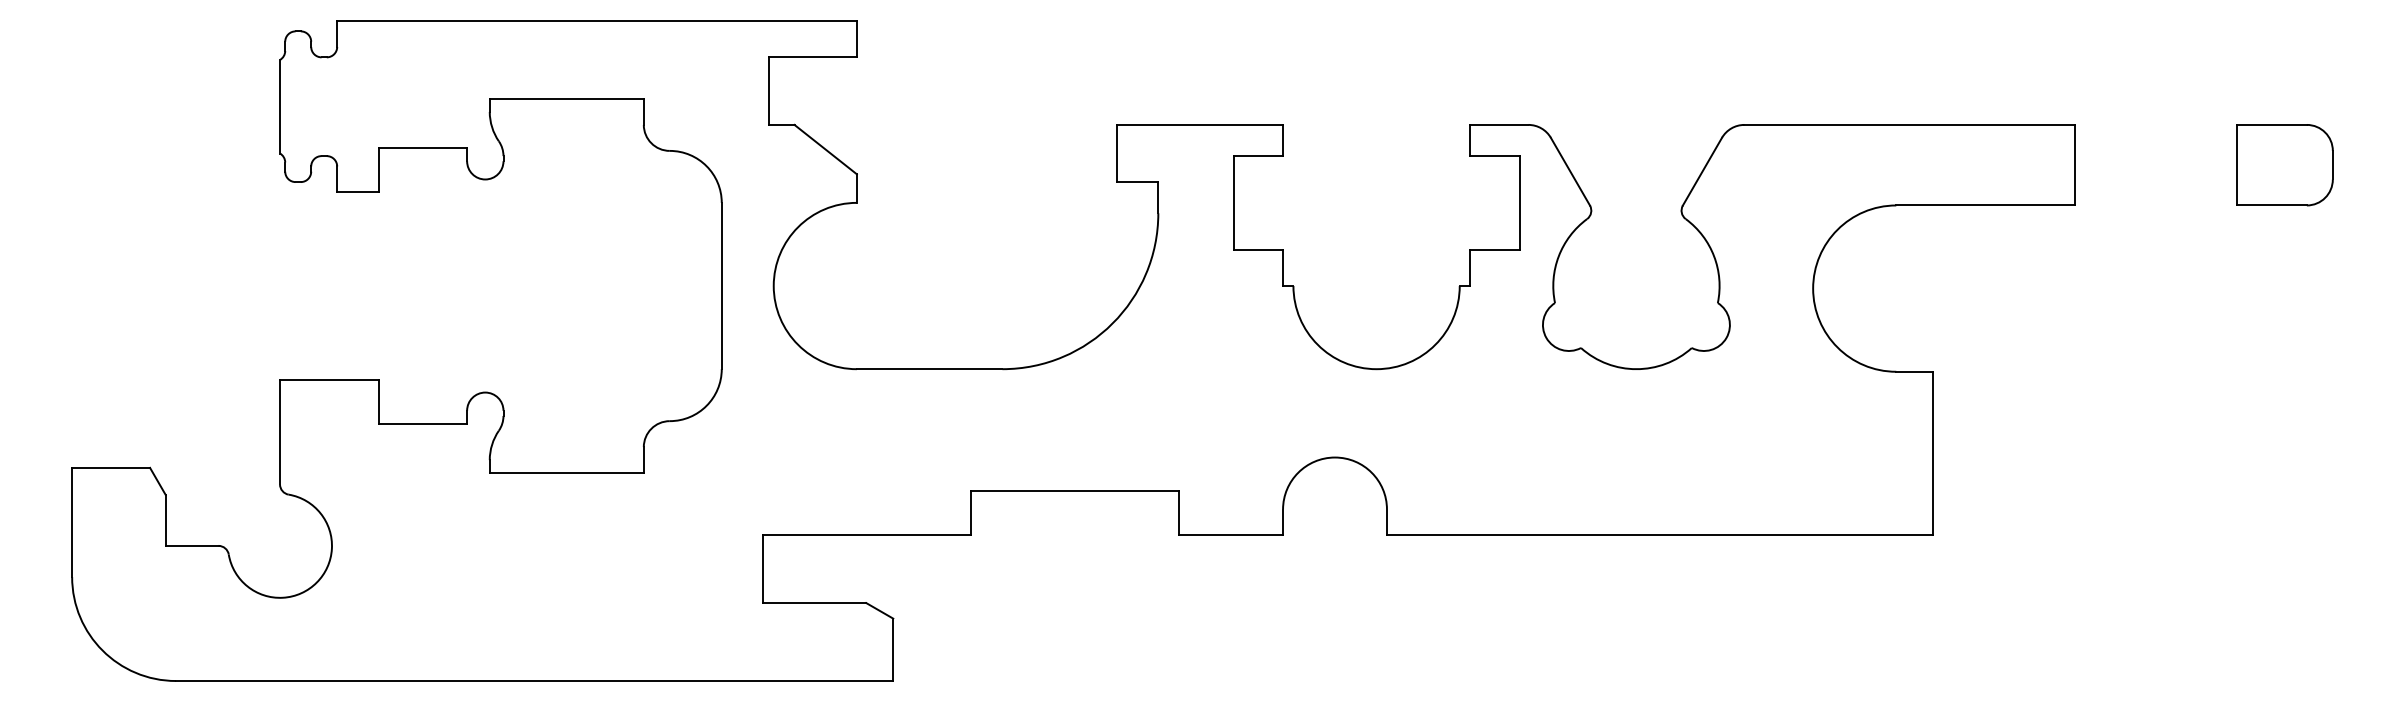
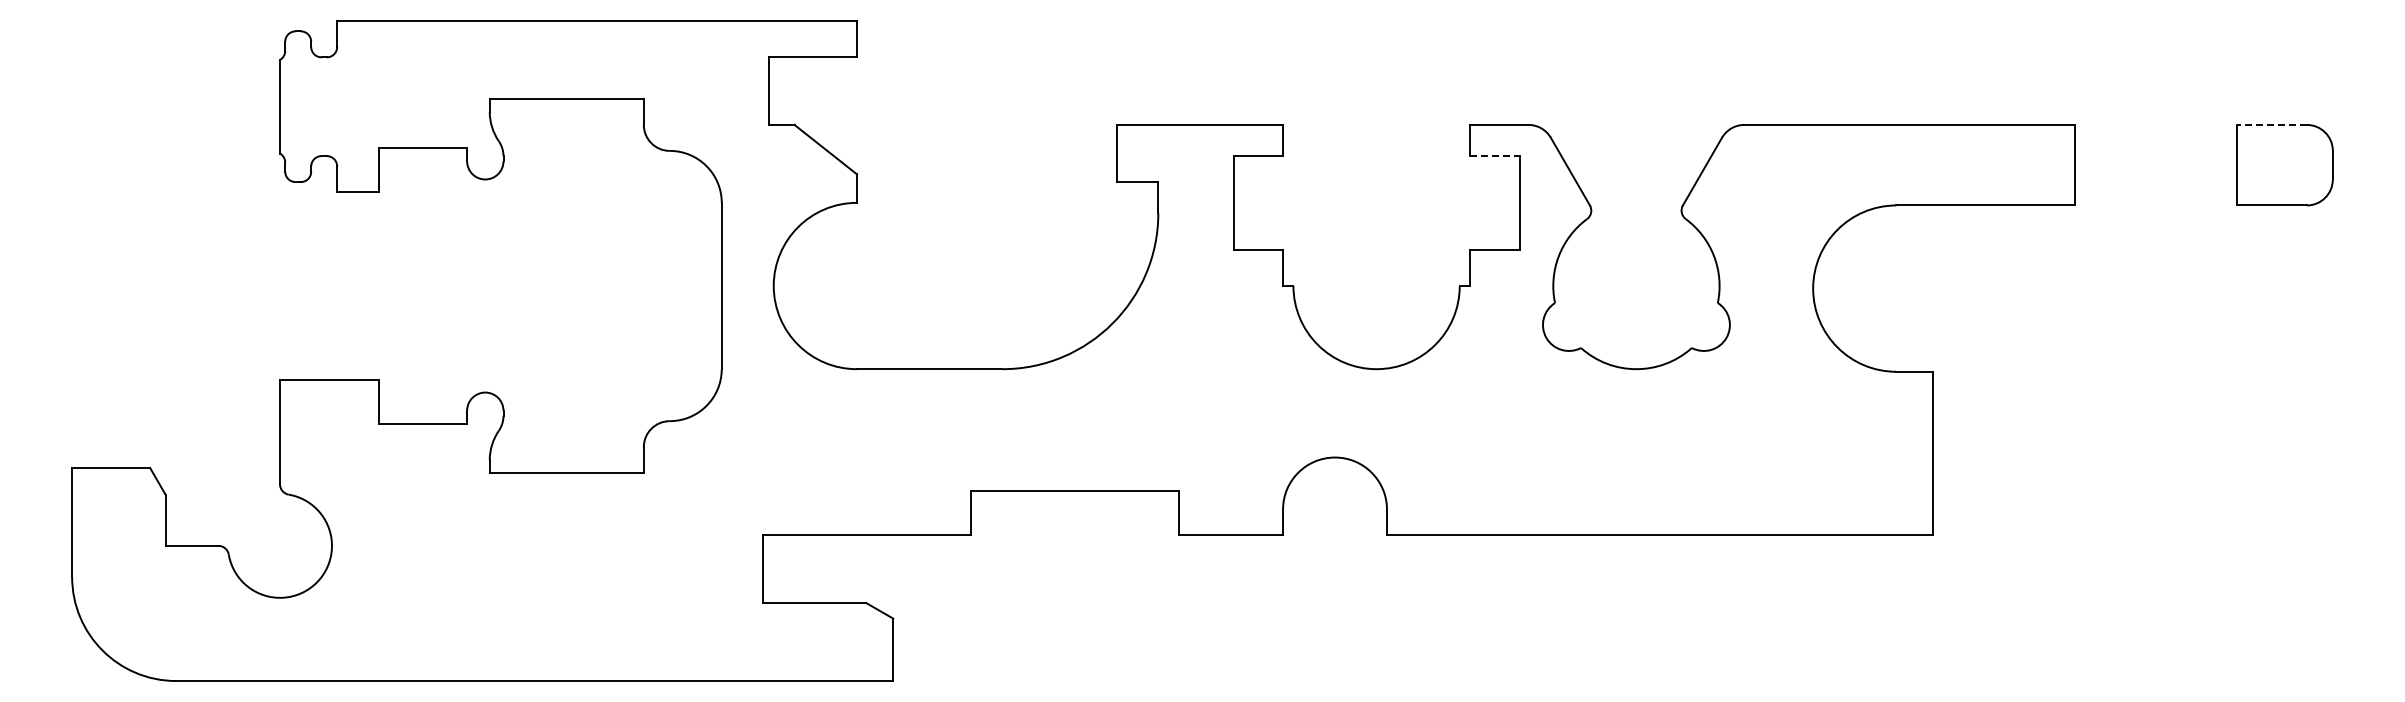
line: solid -> dashed (2271, 124)
line: solid -> dashed (1494, 156)
